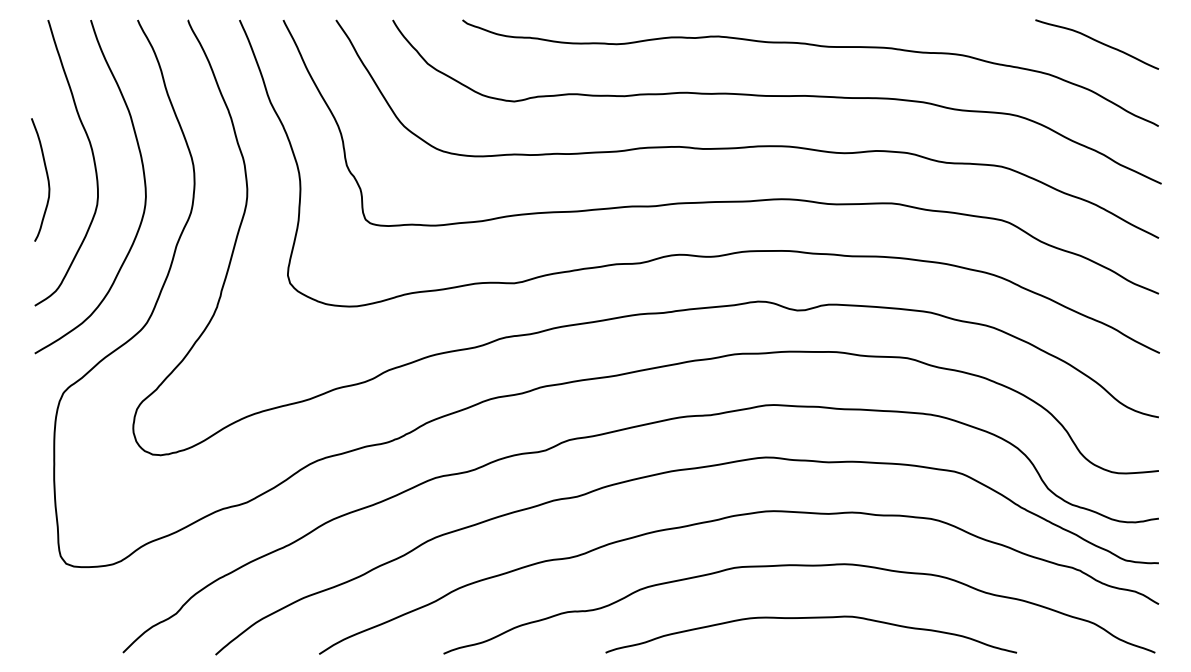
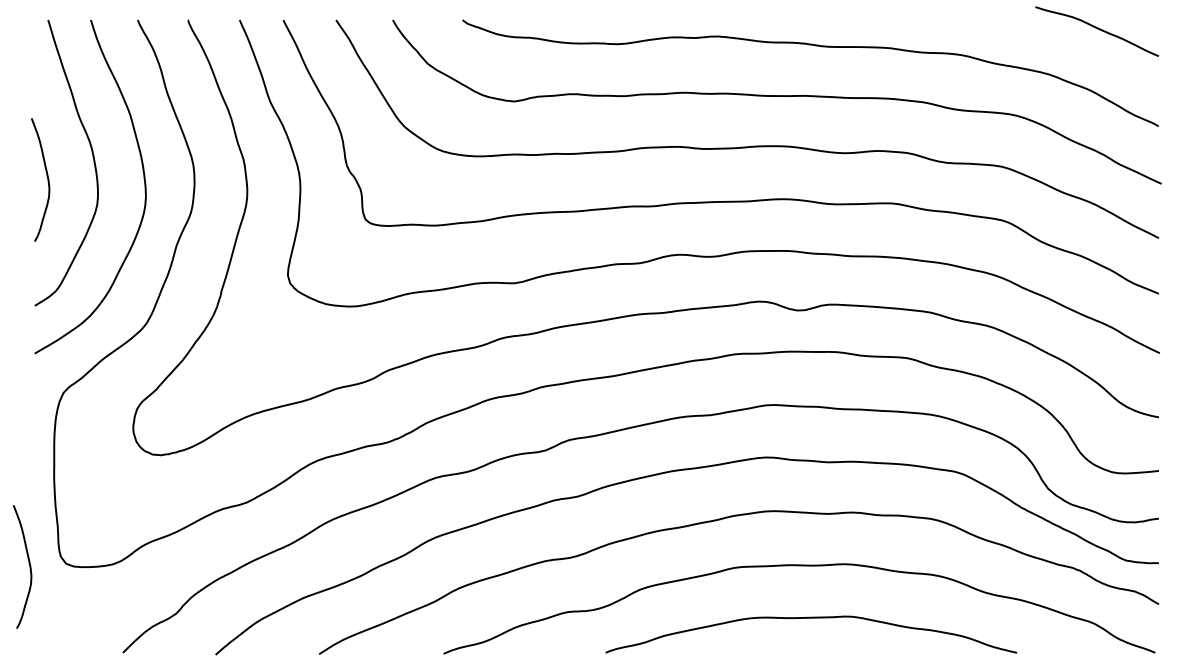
curve position: (1097, 42) -> (1097, 29) (1097, 29)
curve: none -> present (28, 563)
